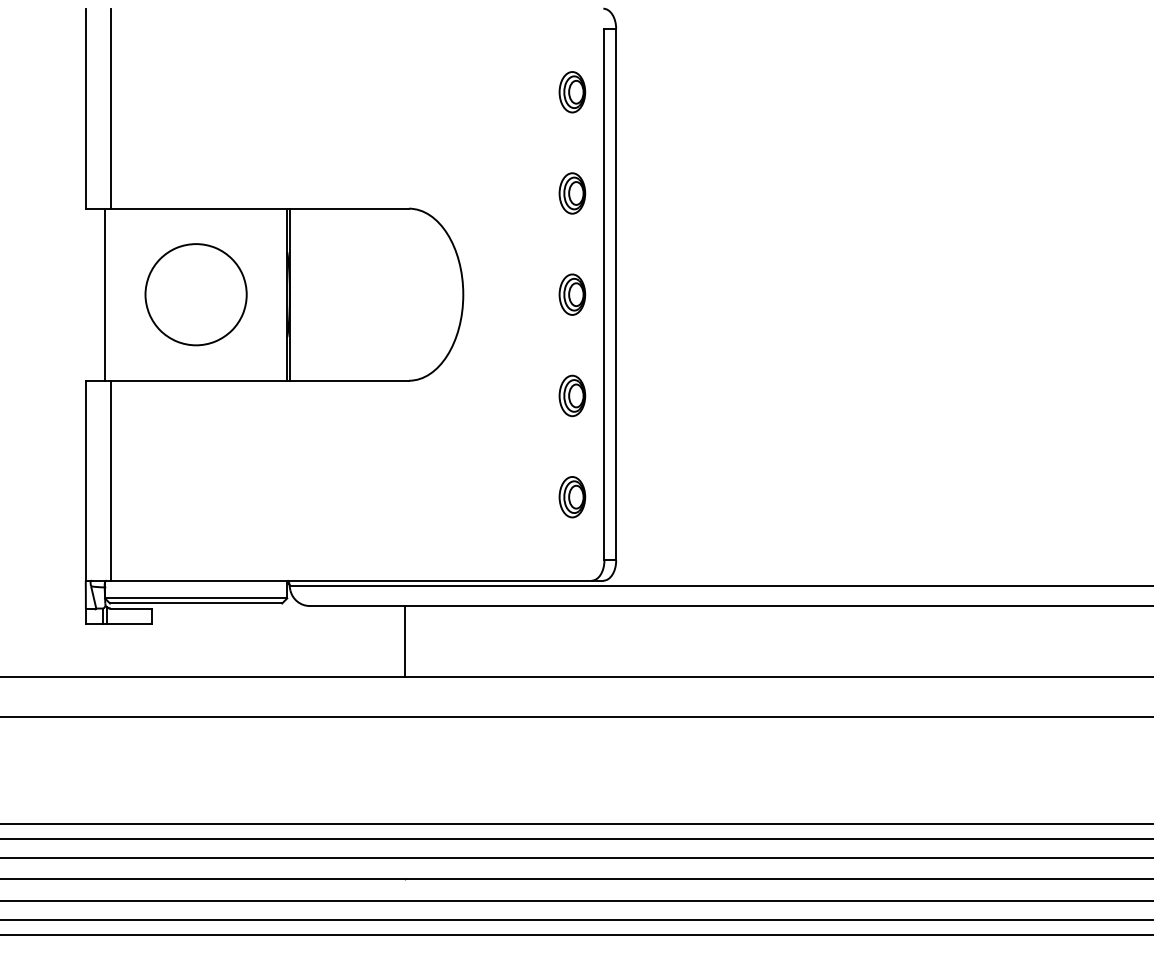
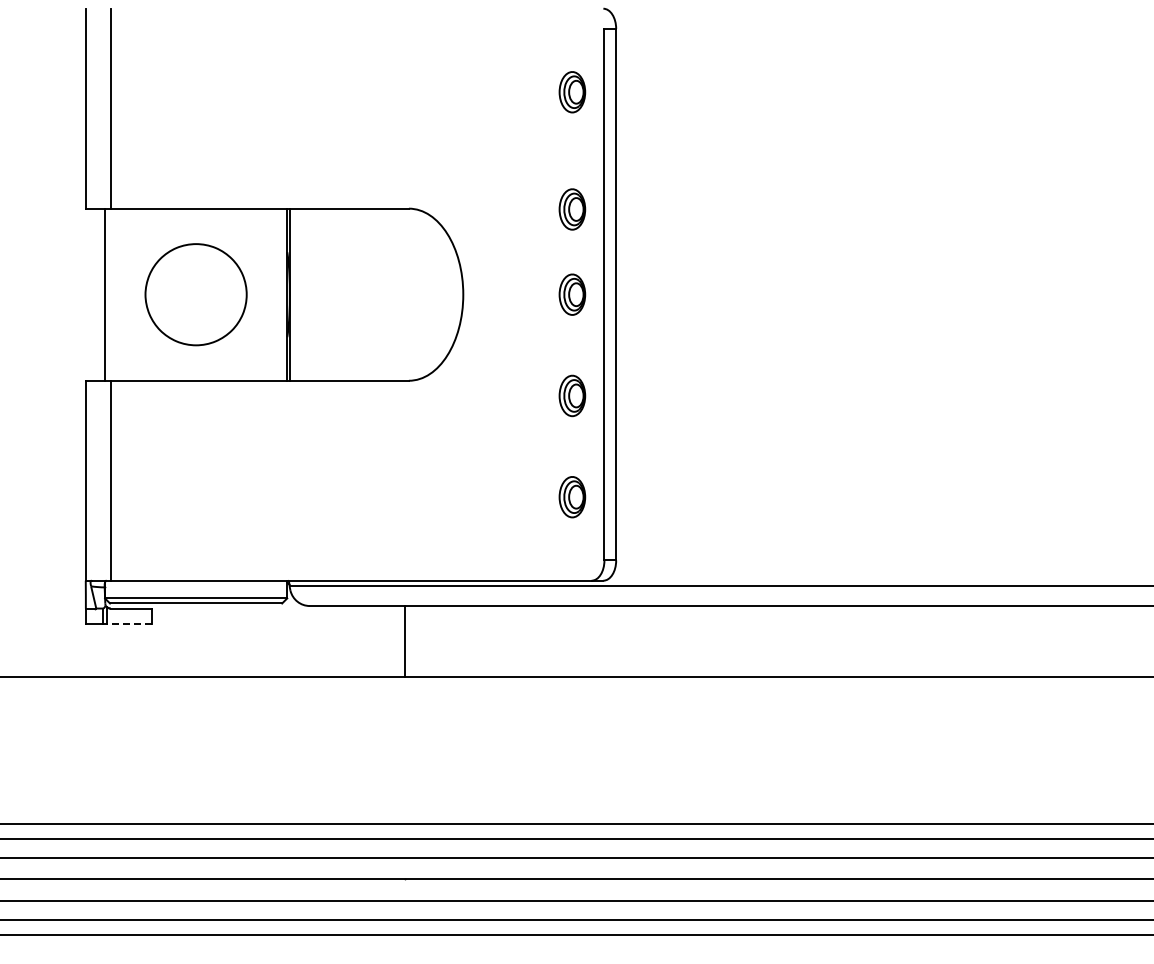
part position: (572, 193) -> (572, 209) (572, 209)
line: solid -> dashed (128, 623)
line: present -> none (576, 717)
